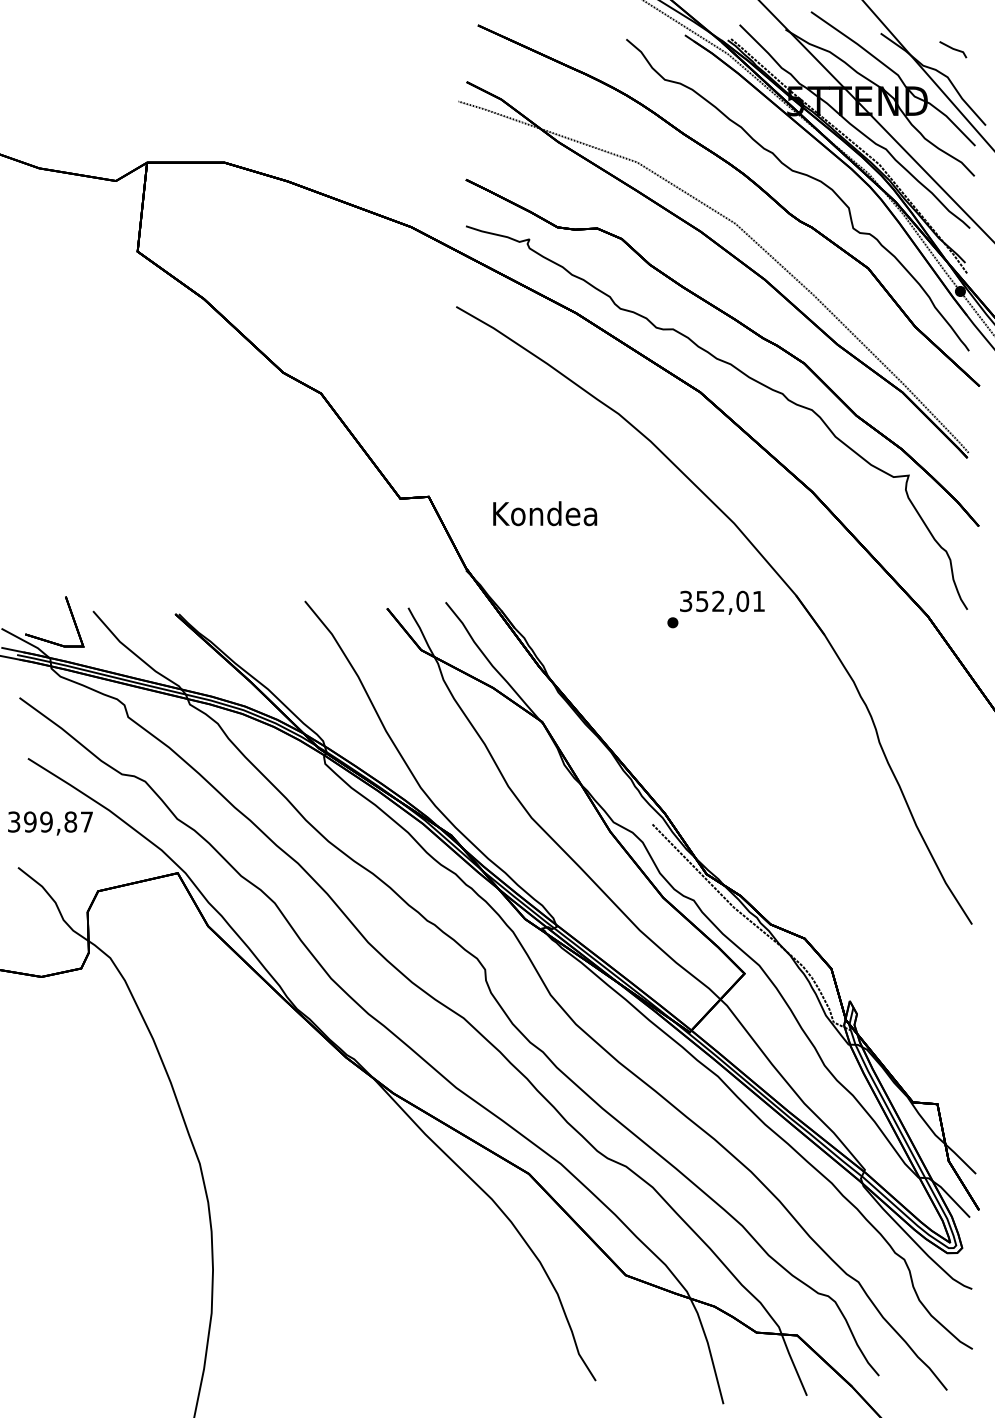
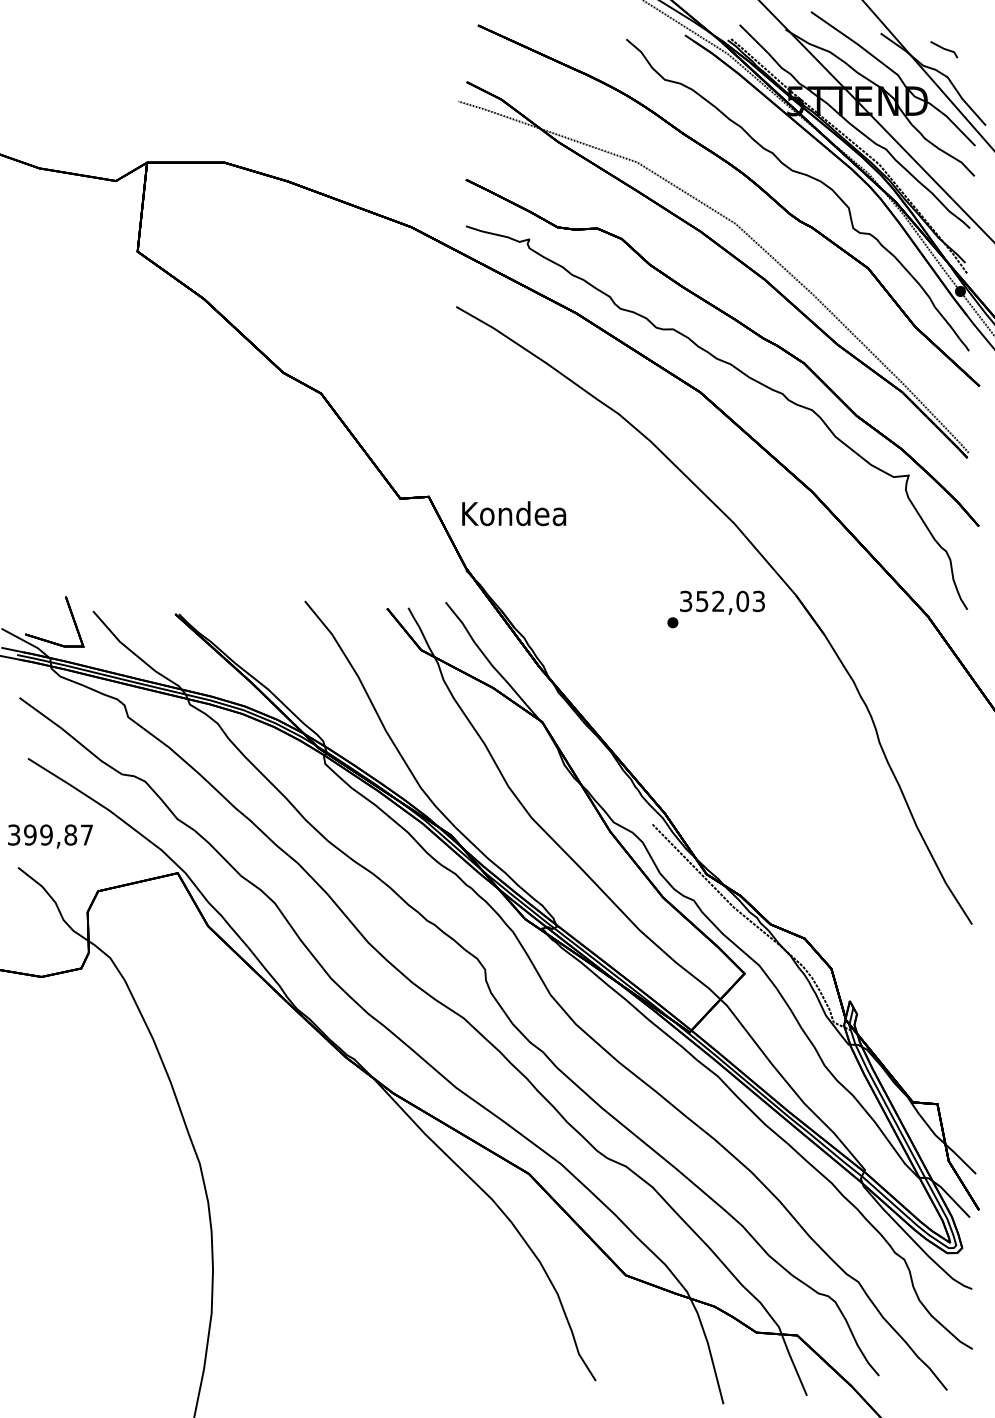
line position: (953, 49) -> (944, 49) (944, 49)
text position: (545, 513) -> (514, 513) (514, 513)
text: 352,01 -> 352,03 (758, 601)
text position: (50, 823) -> (50, 836) (50, 836)
